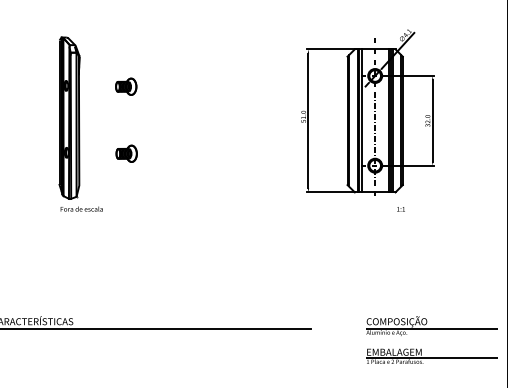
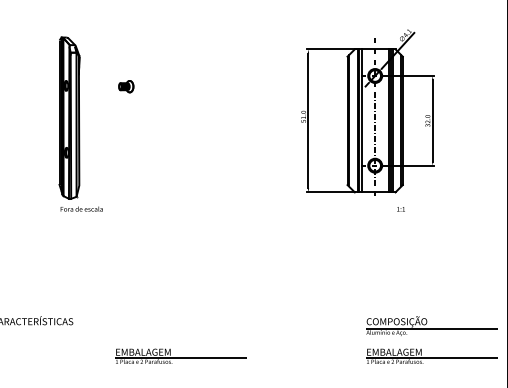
part size: 23x19 px -> 17x14 px (126, 86)
part: present -> none (126, 153)
line: present -> none (156, 328)
part: none -> present (180, 355)
